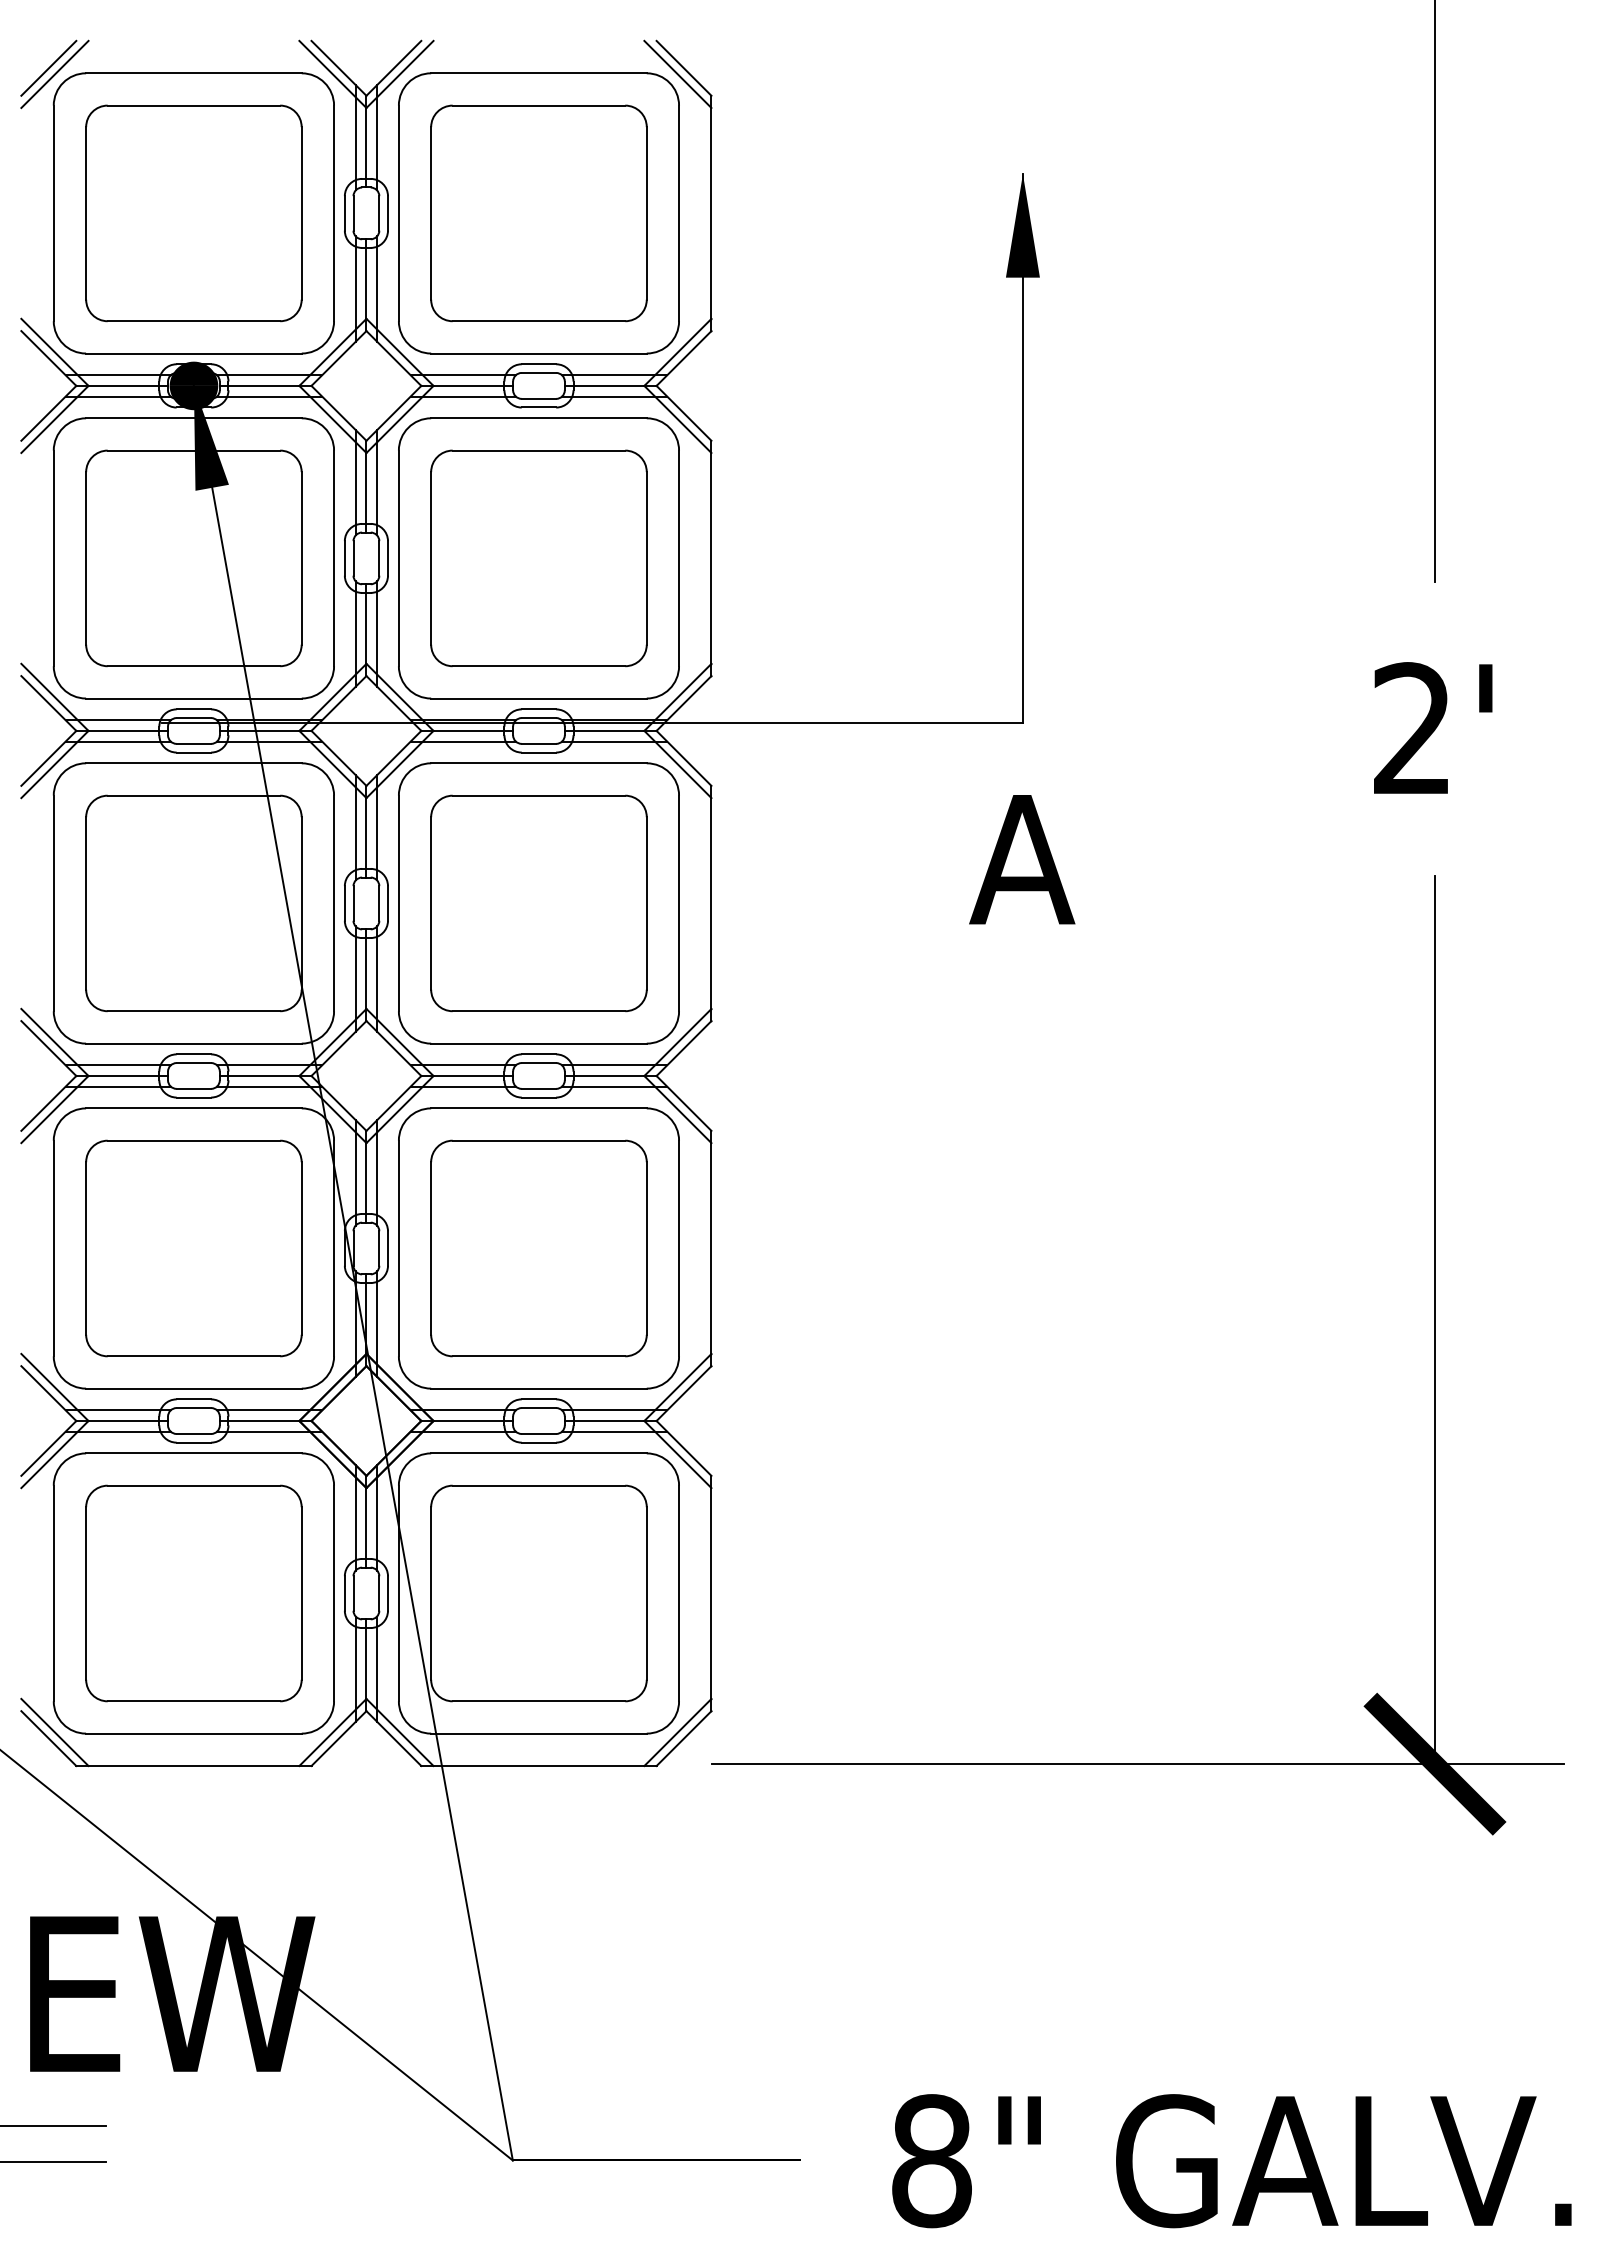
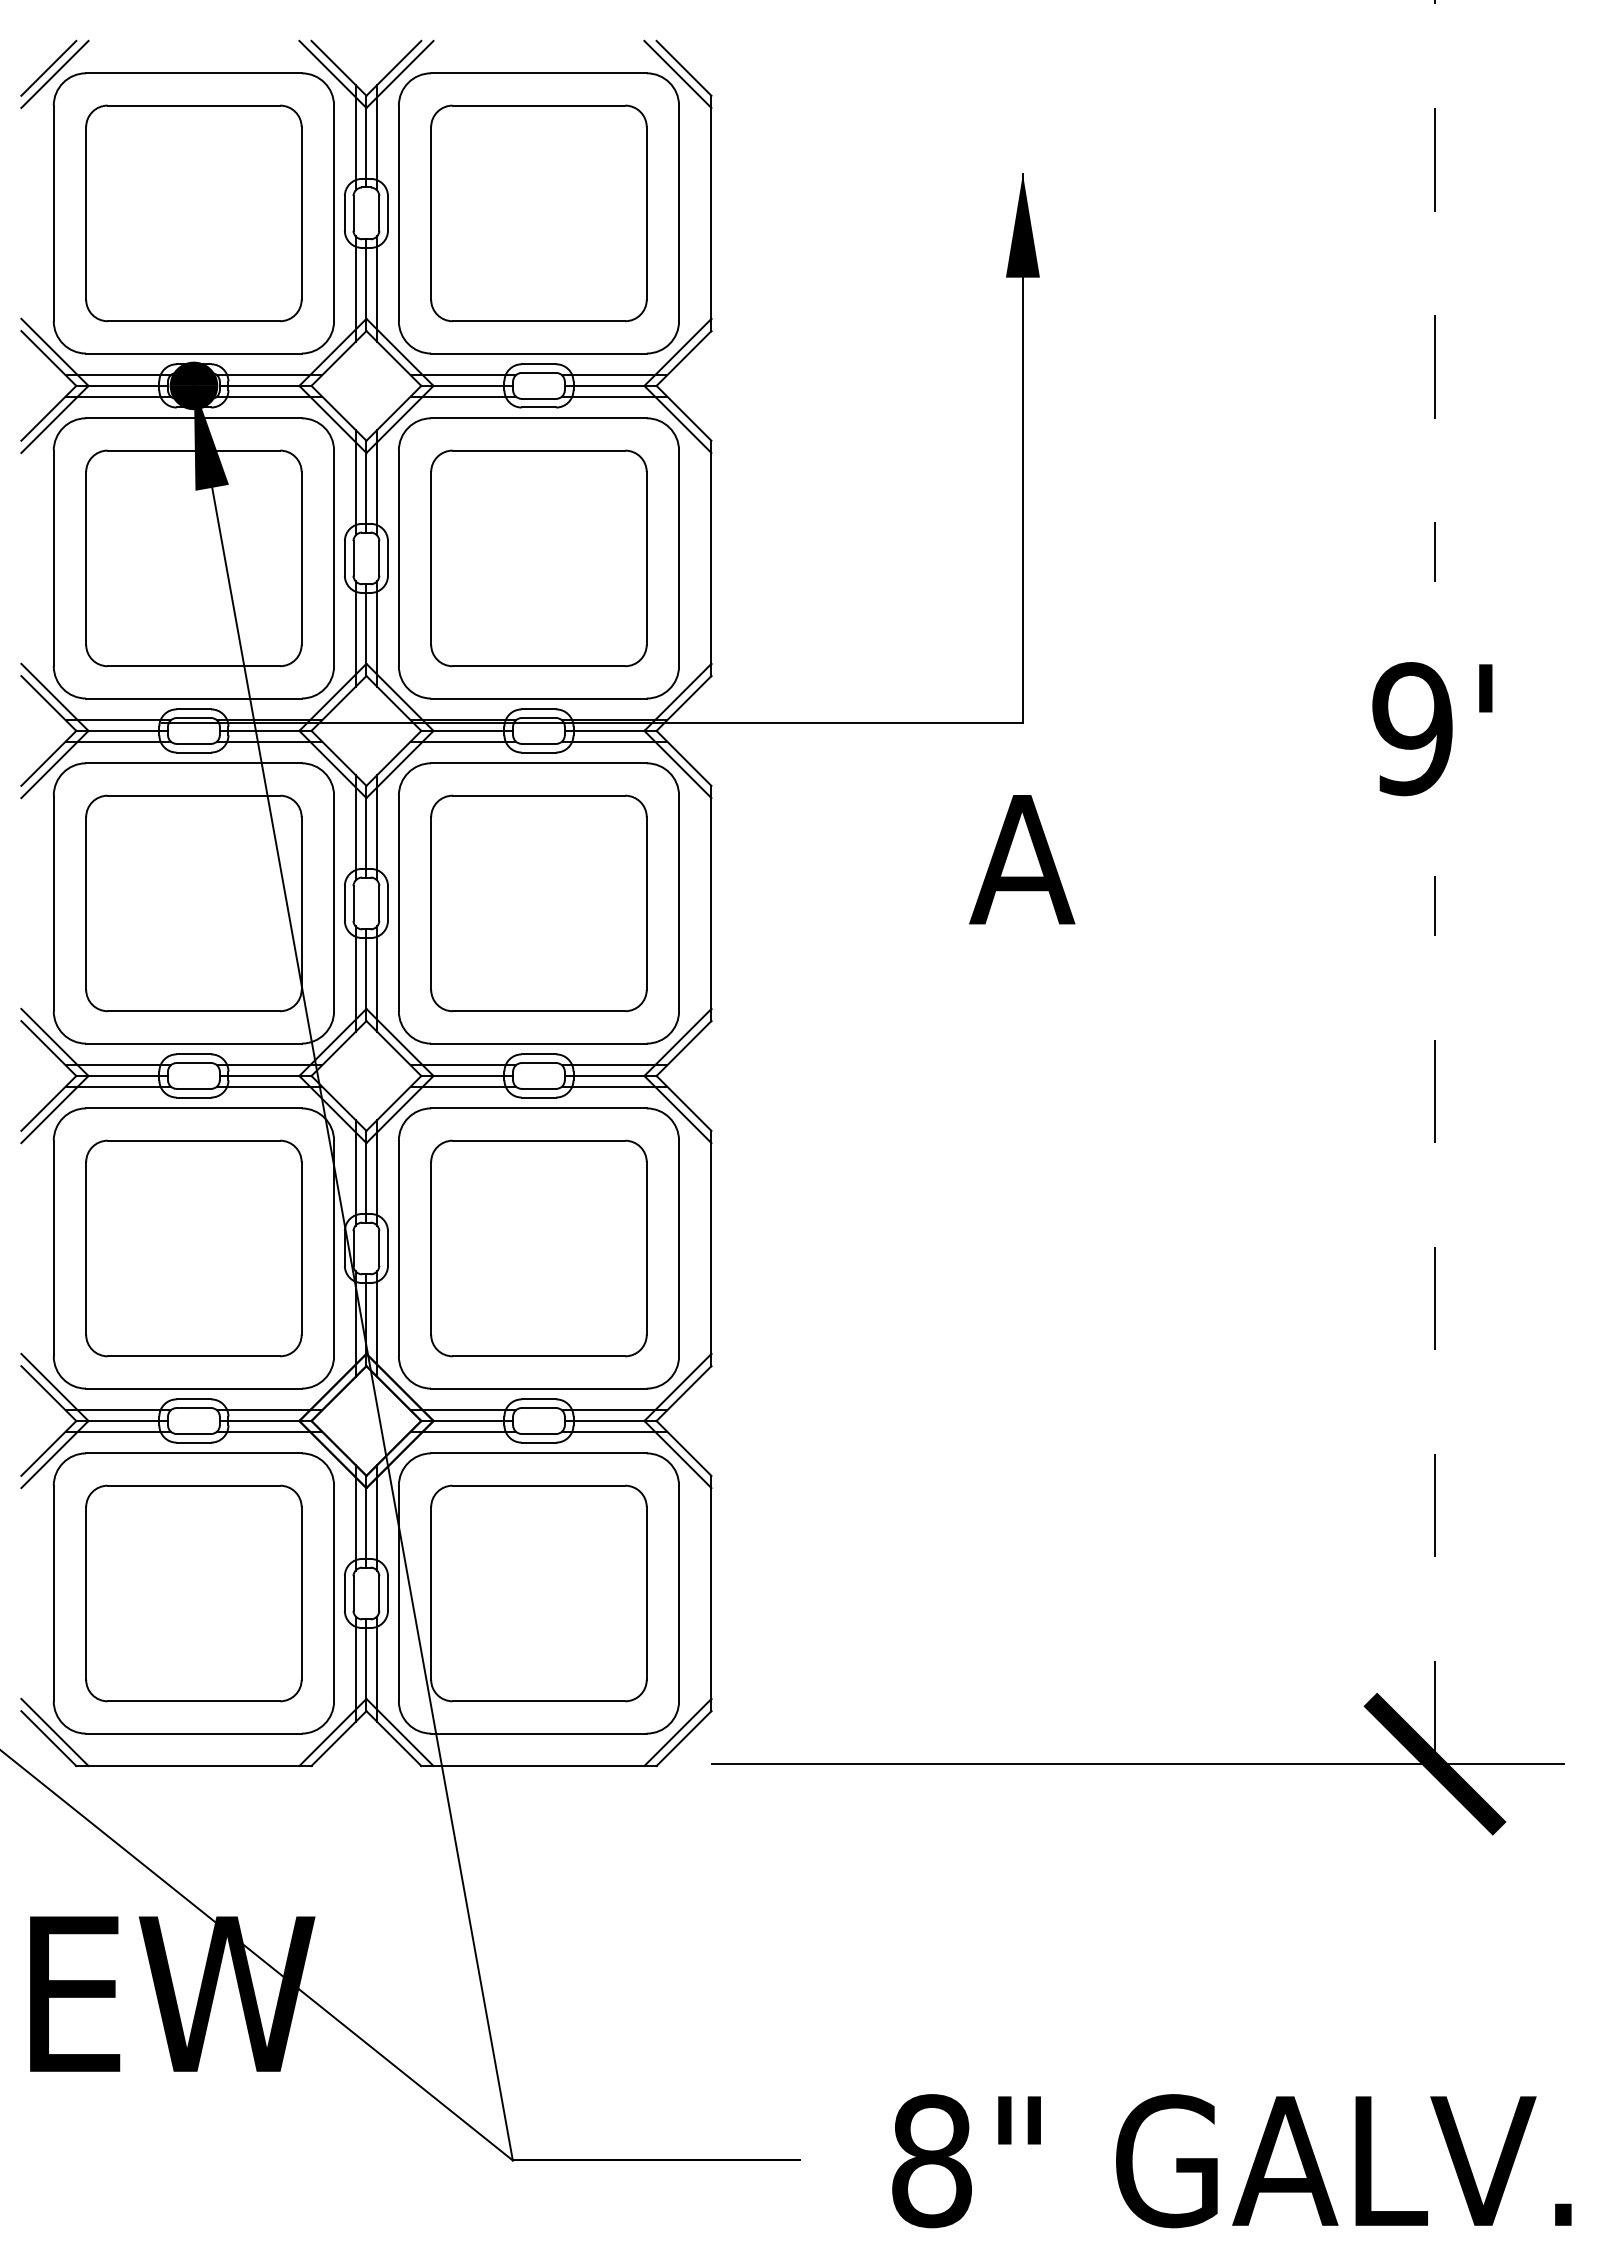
line: solid -> dashed (1434, 291)
text: 2' -> 9' (1412, 729)
line: solid -> dashed (1434, 1319)
line: present -> none (53, 2125)
line: present -> none (53, 2162)
